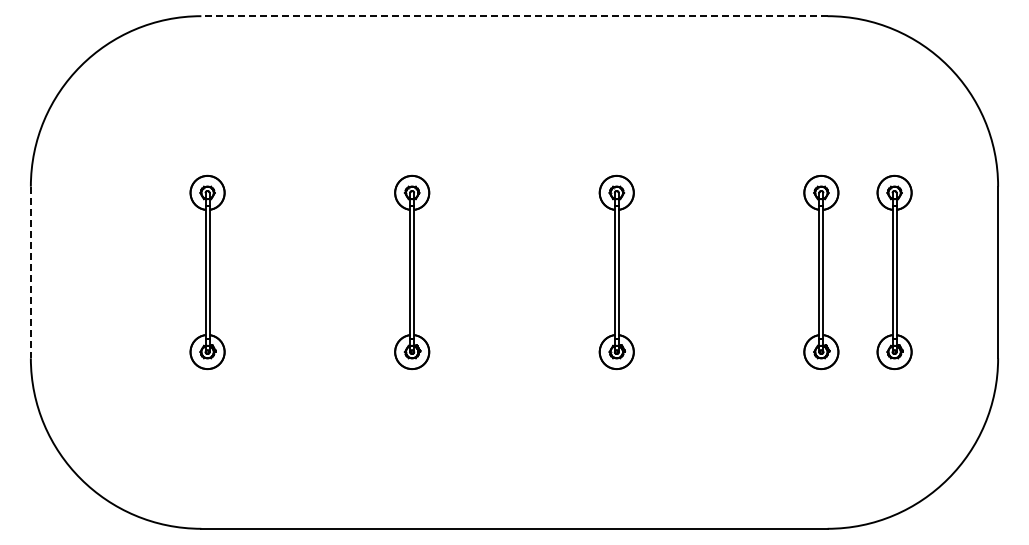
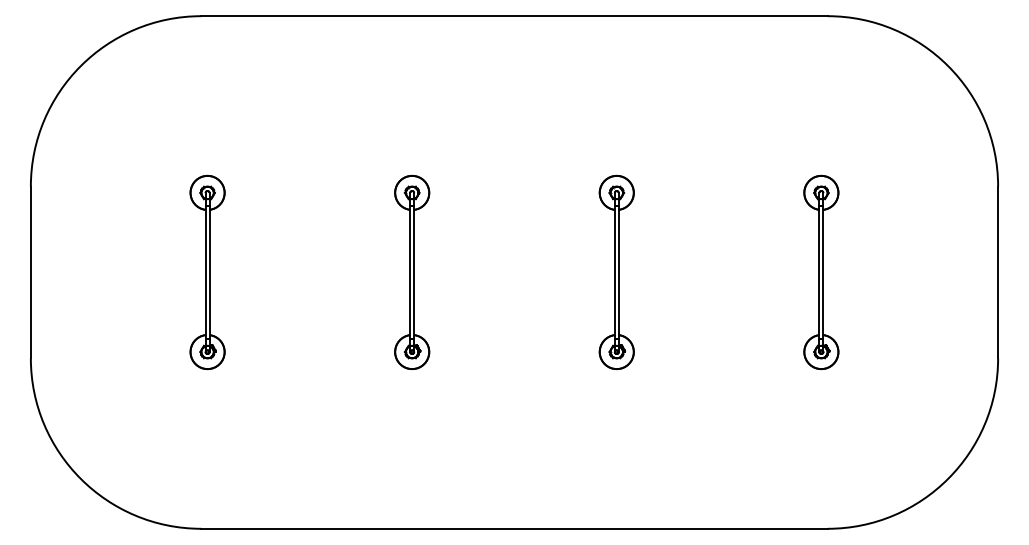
line: dashed -> solid (514, 16)
part: present -> none (894, 271)
line: dashed -> solid (30, 272)
